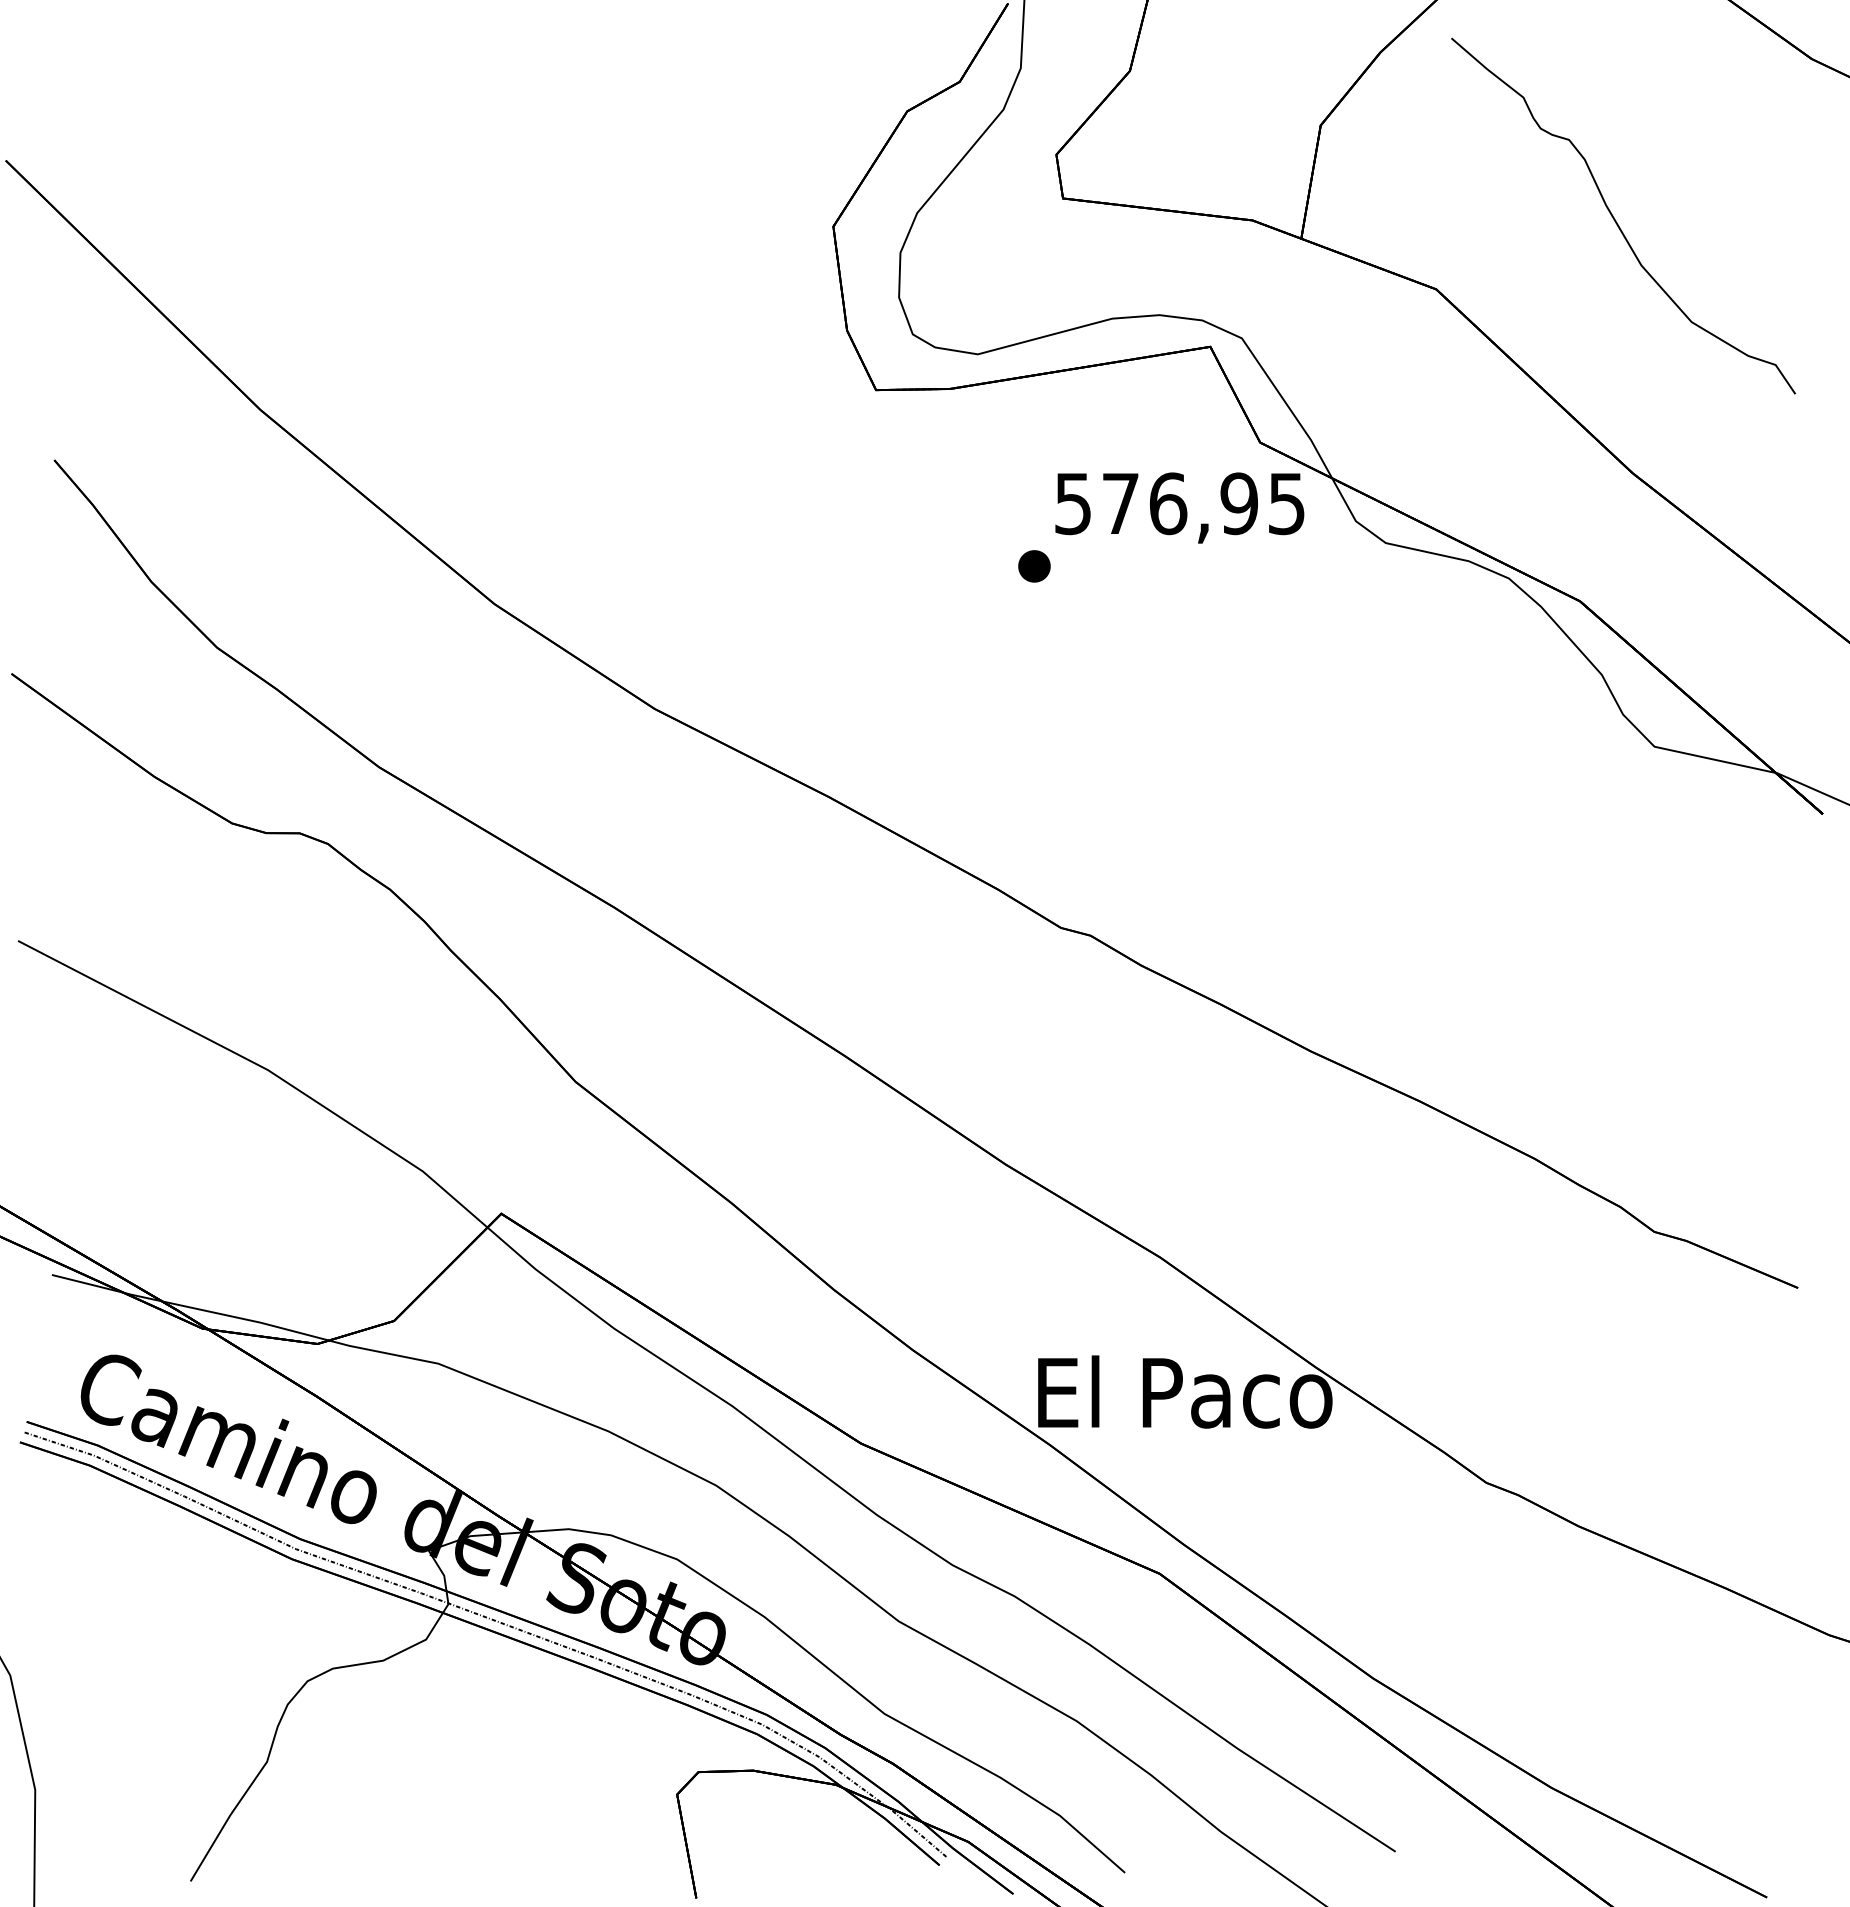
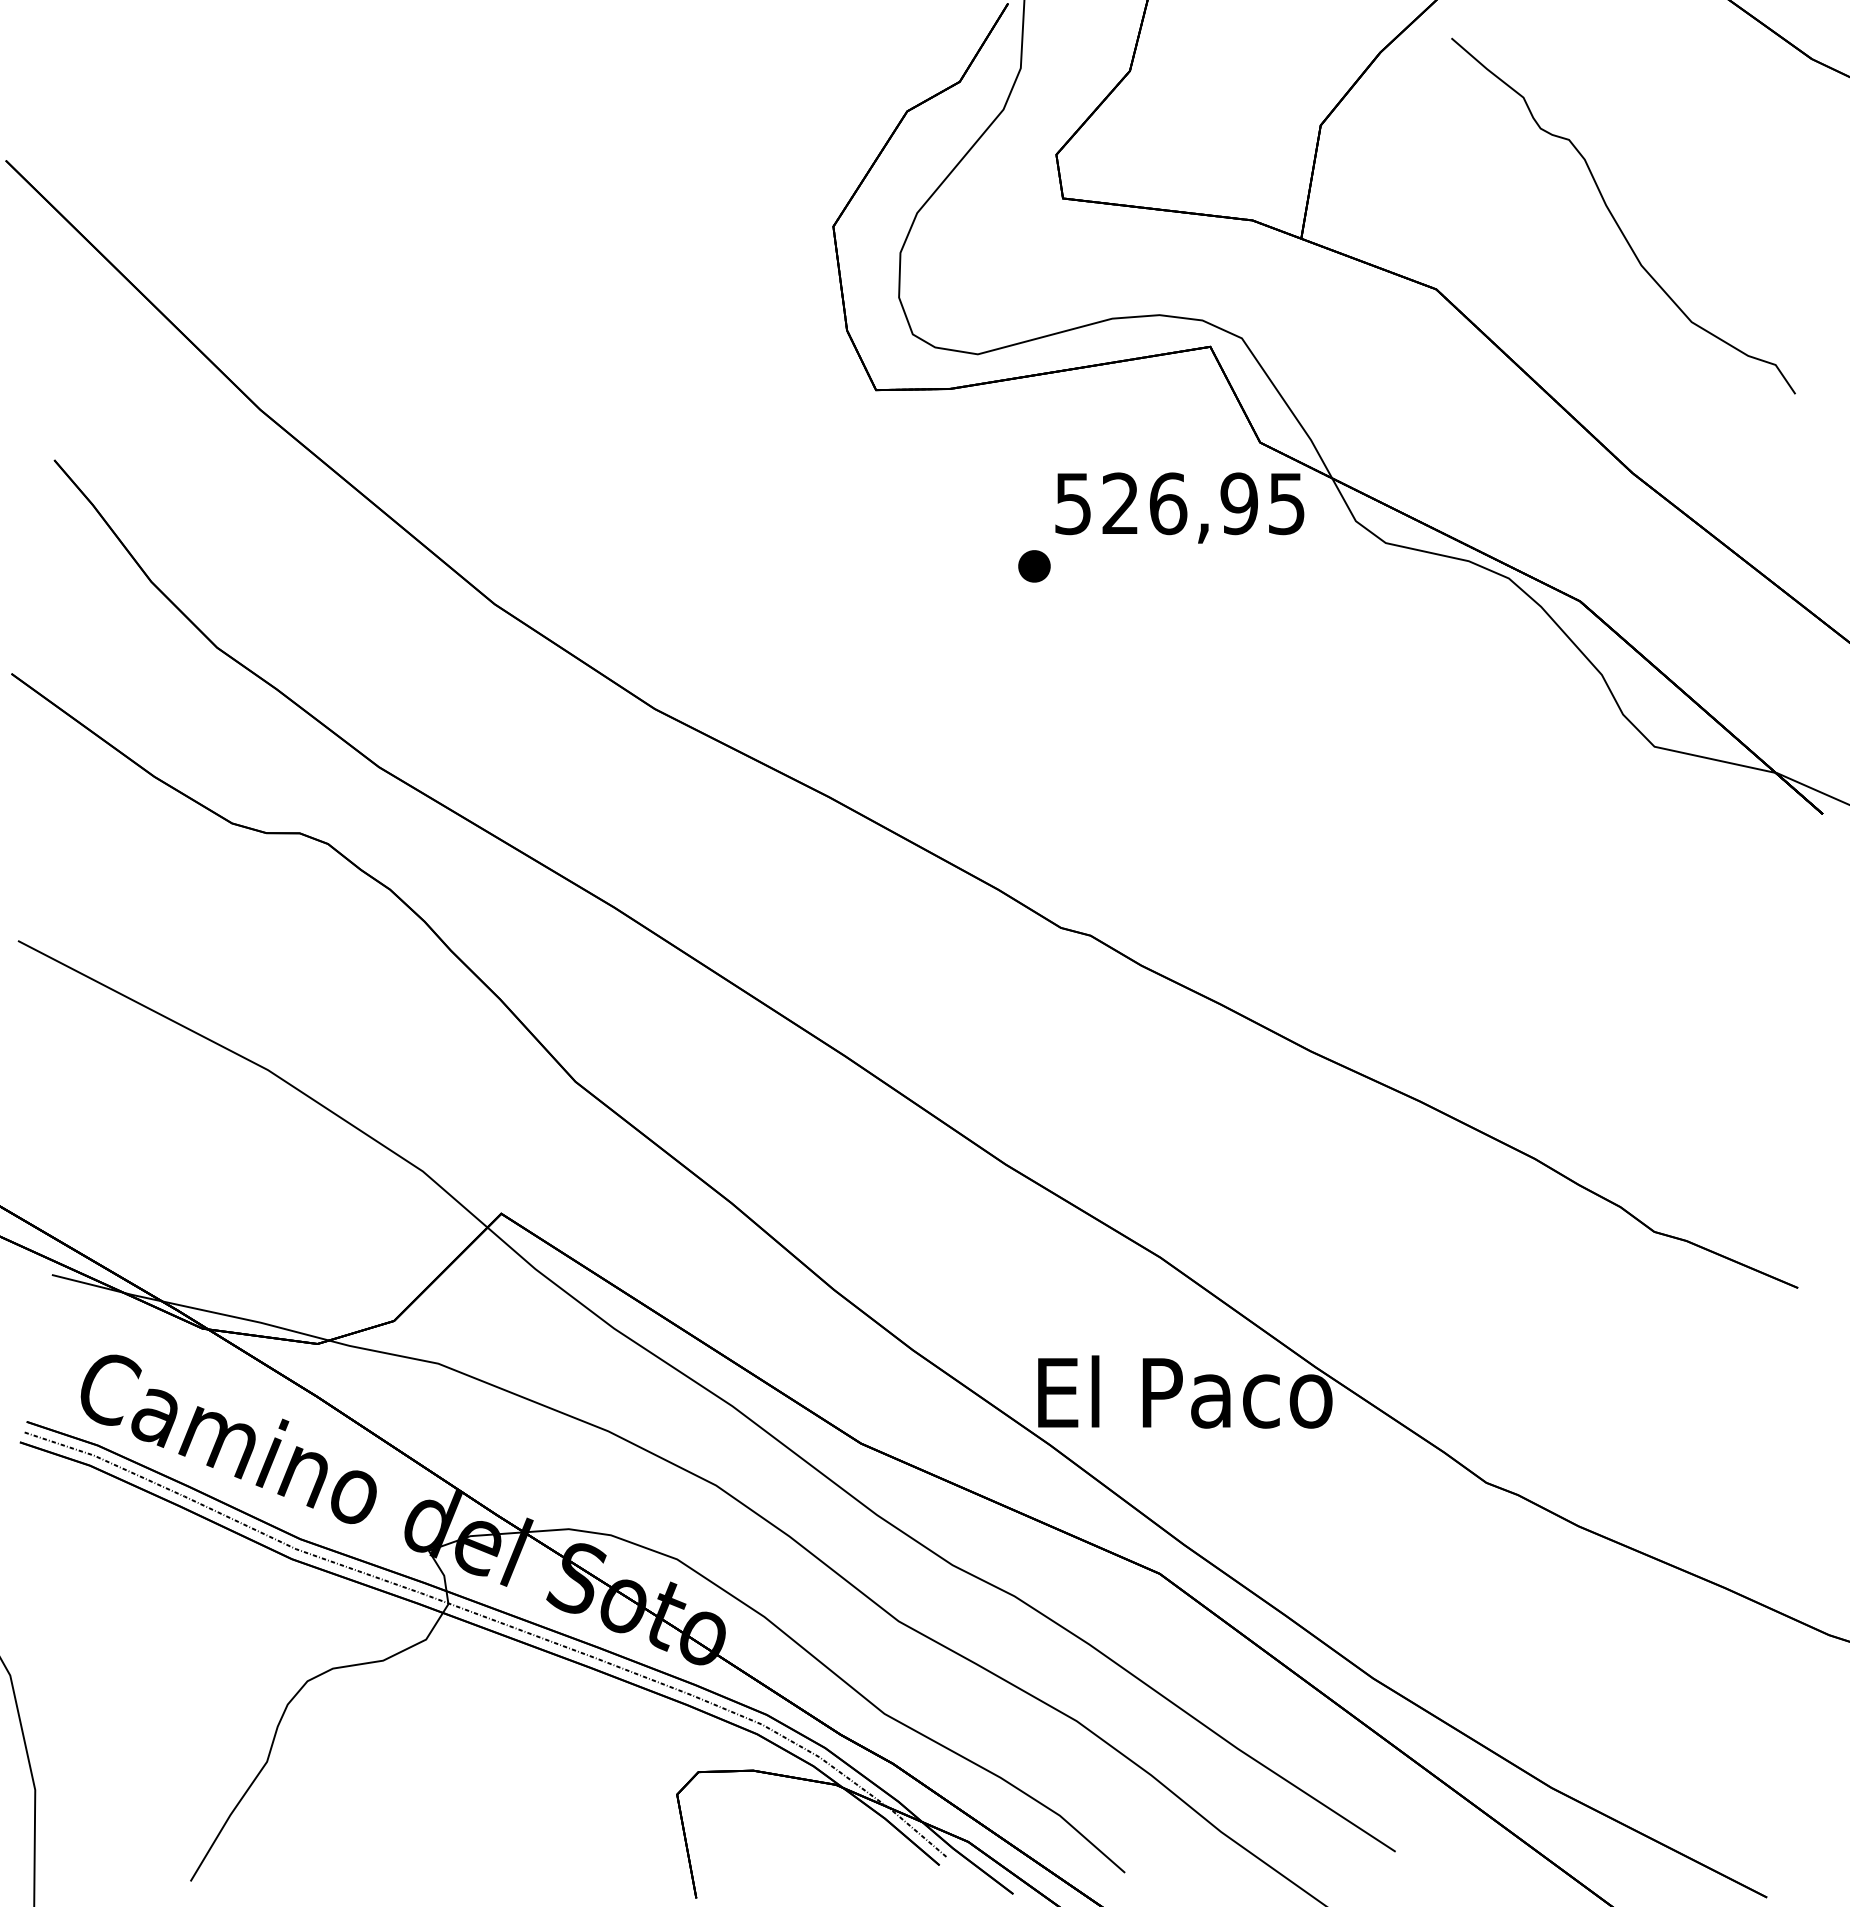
text: 576,95 -> 526,95 (1120, 502)
